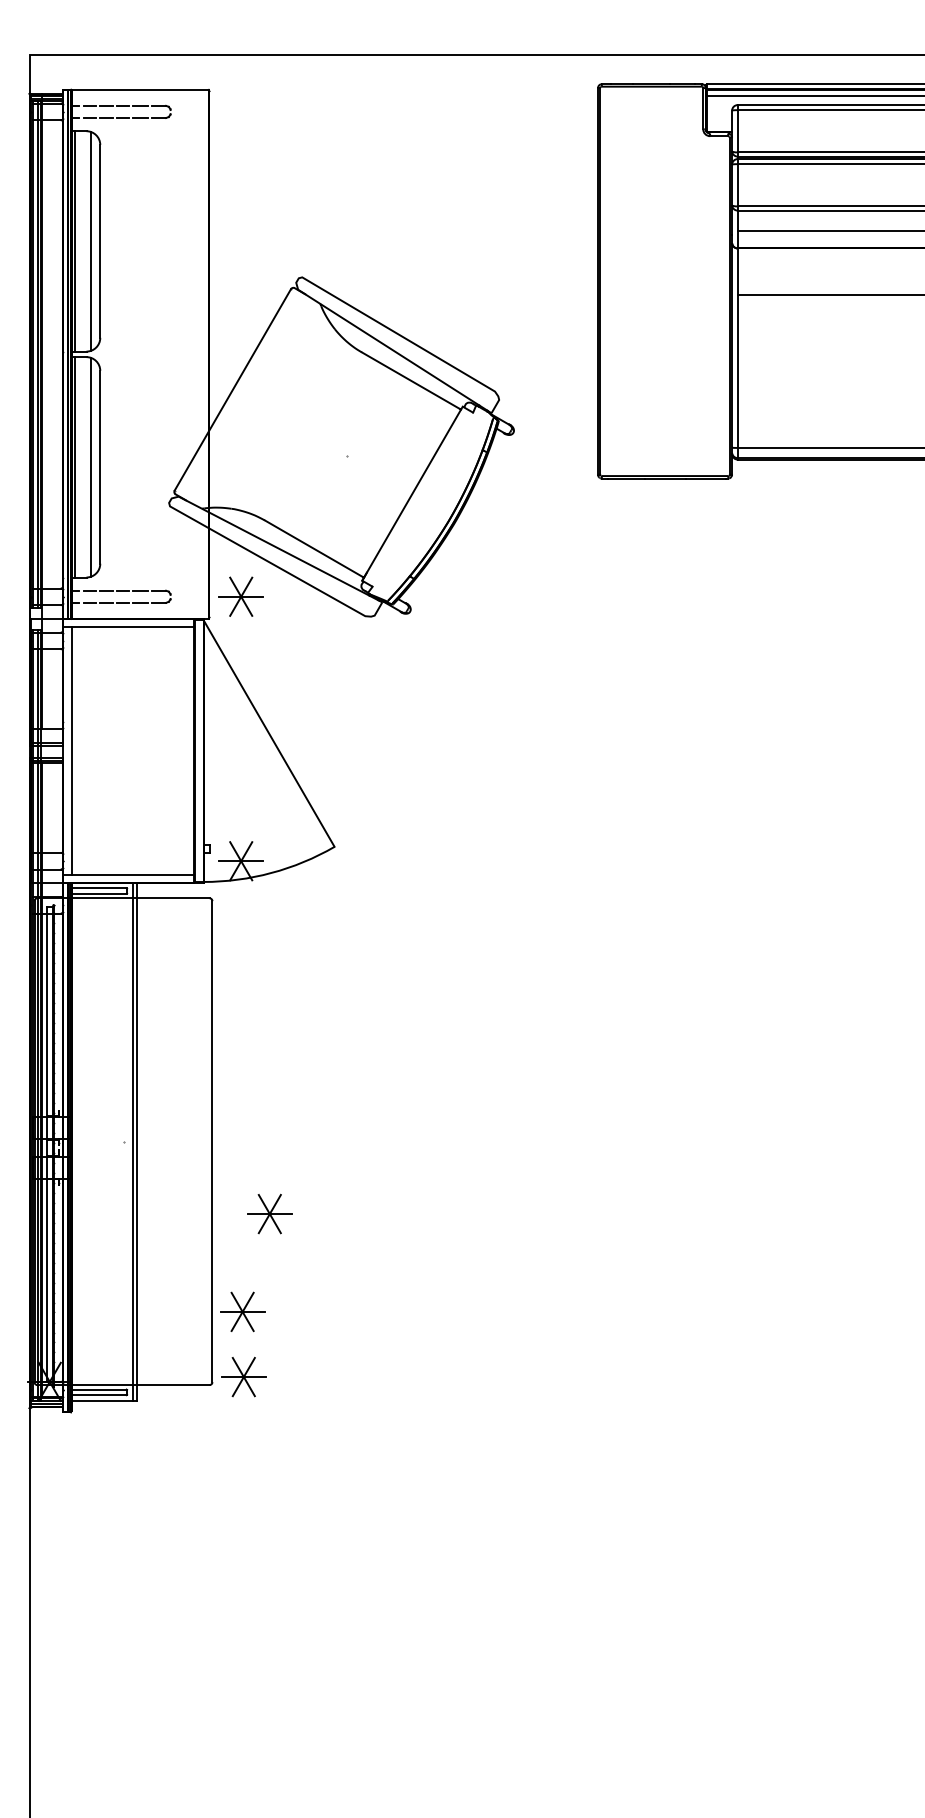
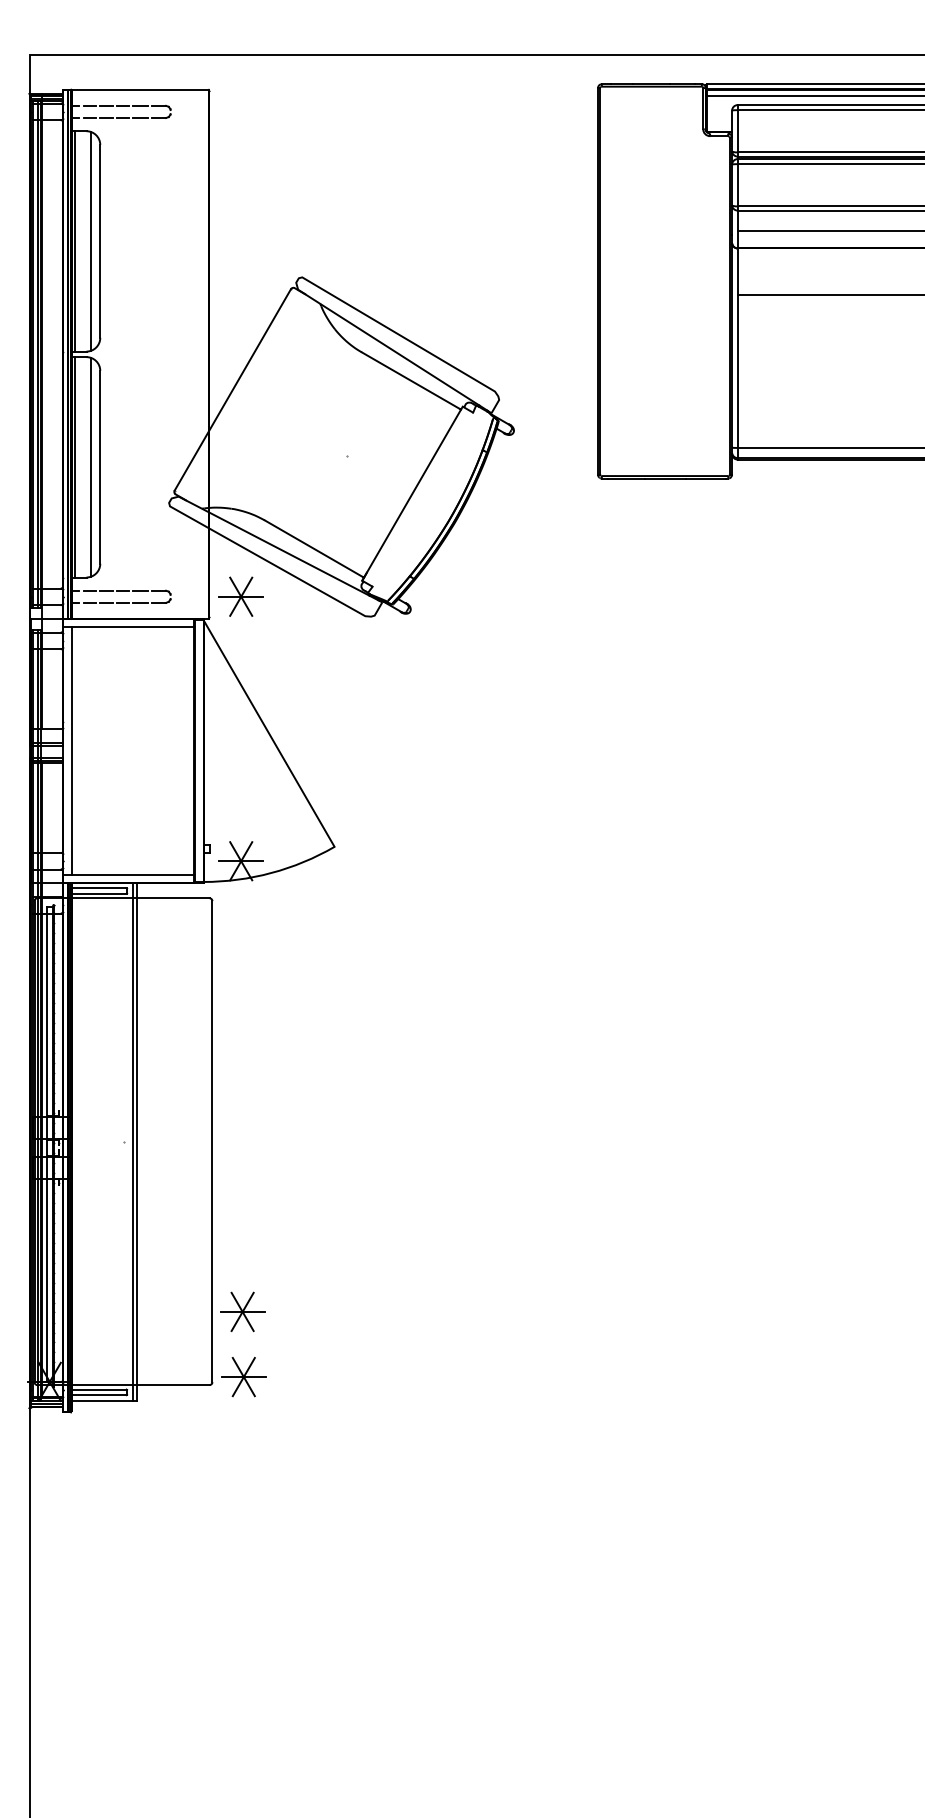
part: present -> none (269, 1213)
